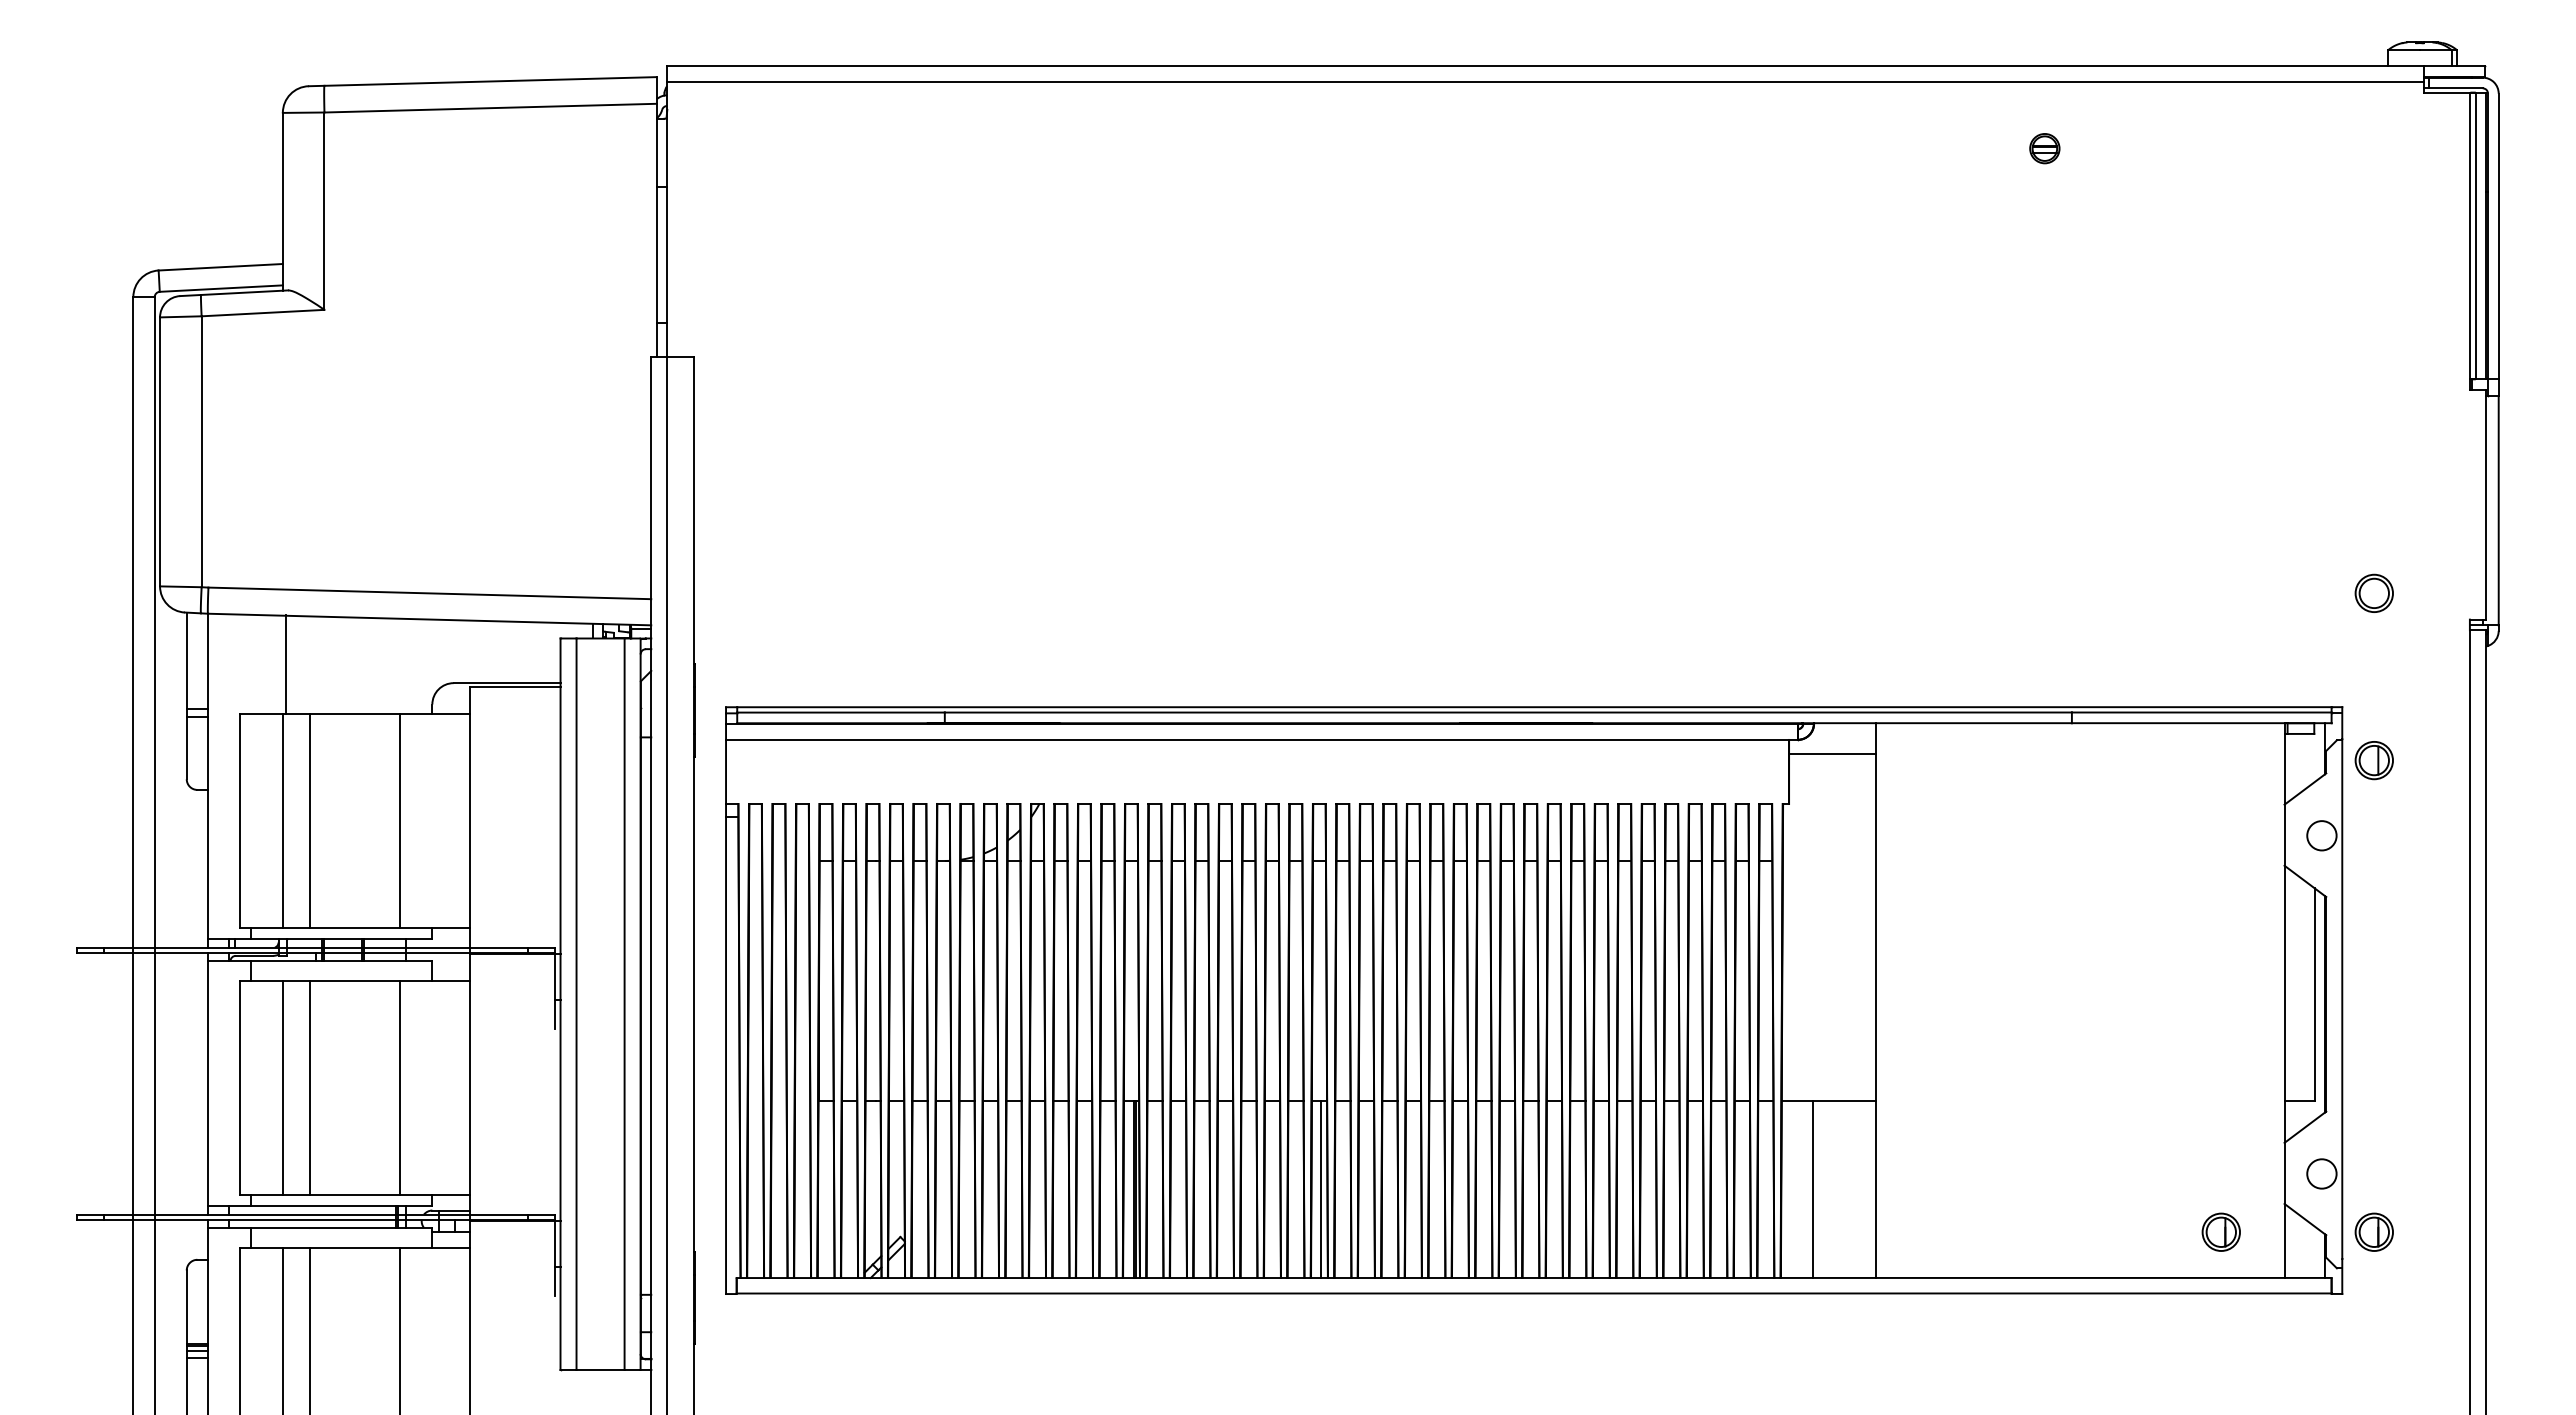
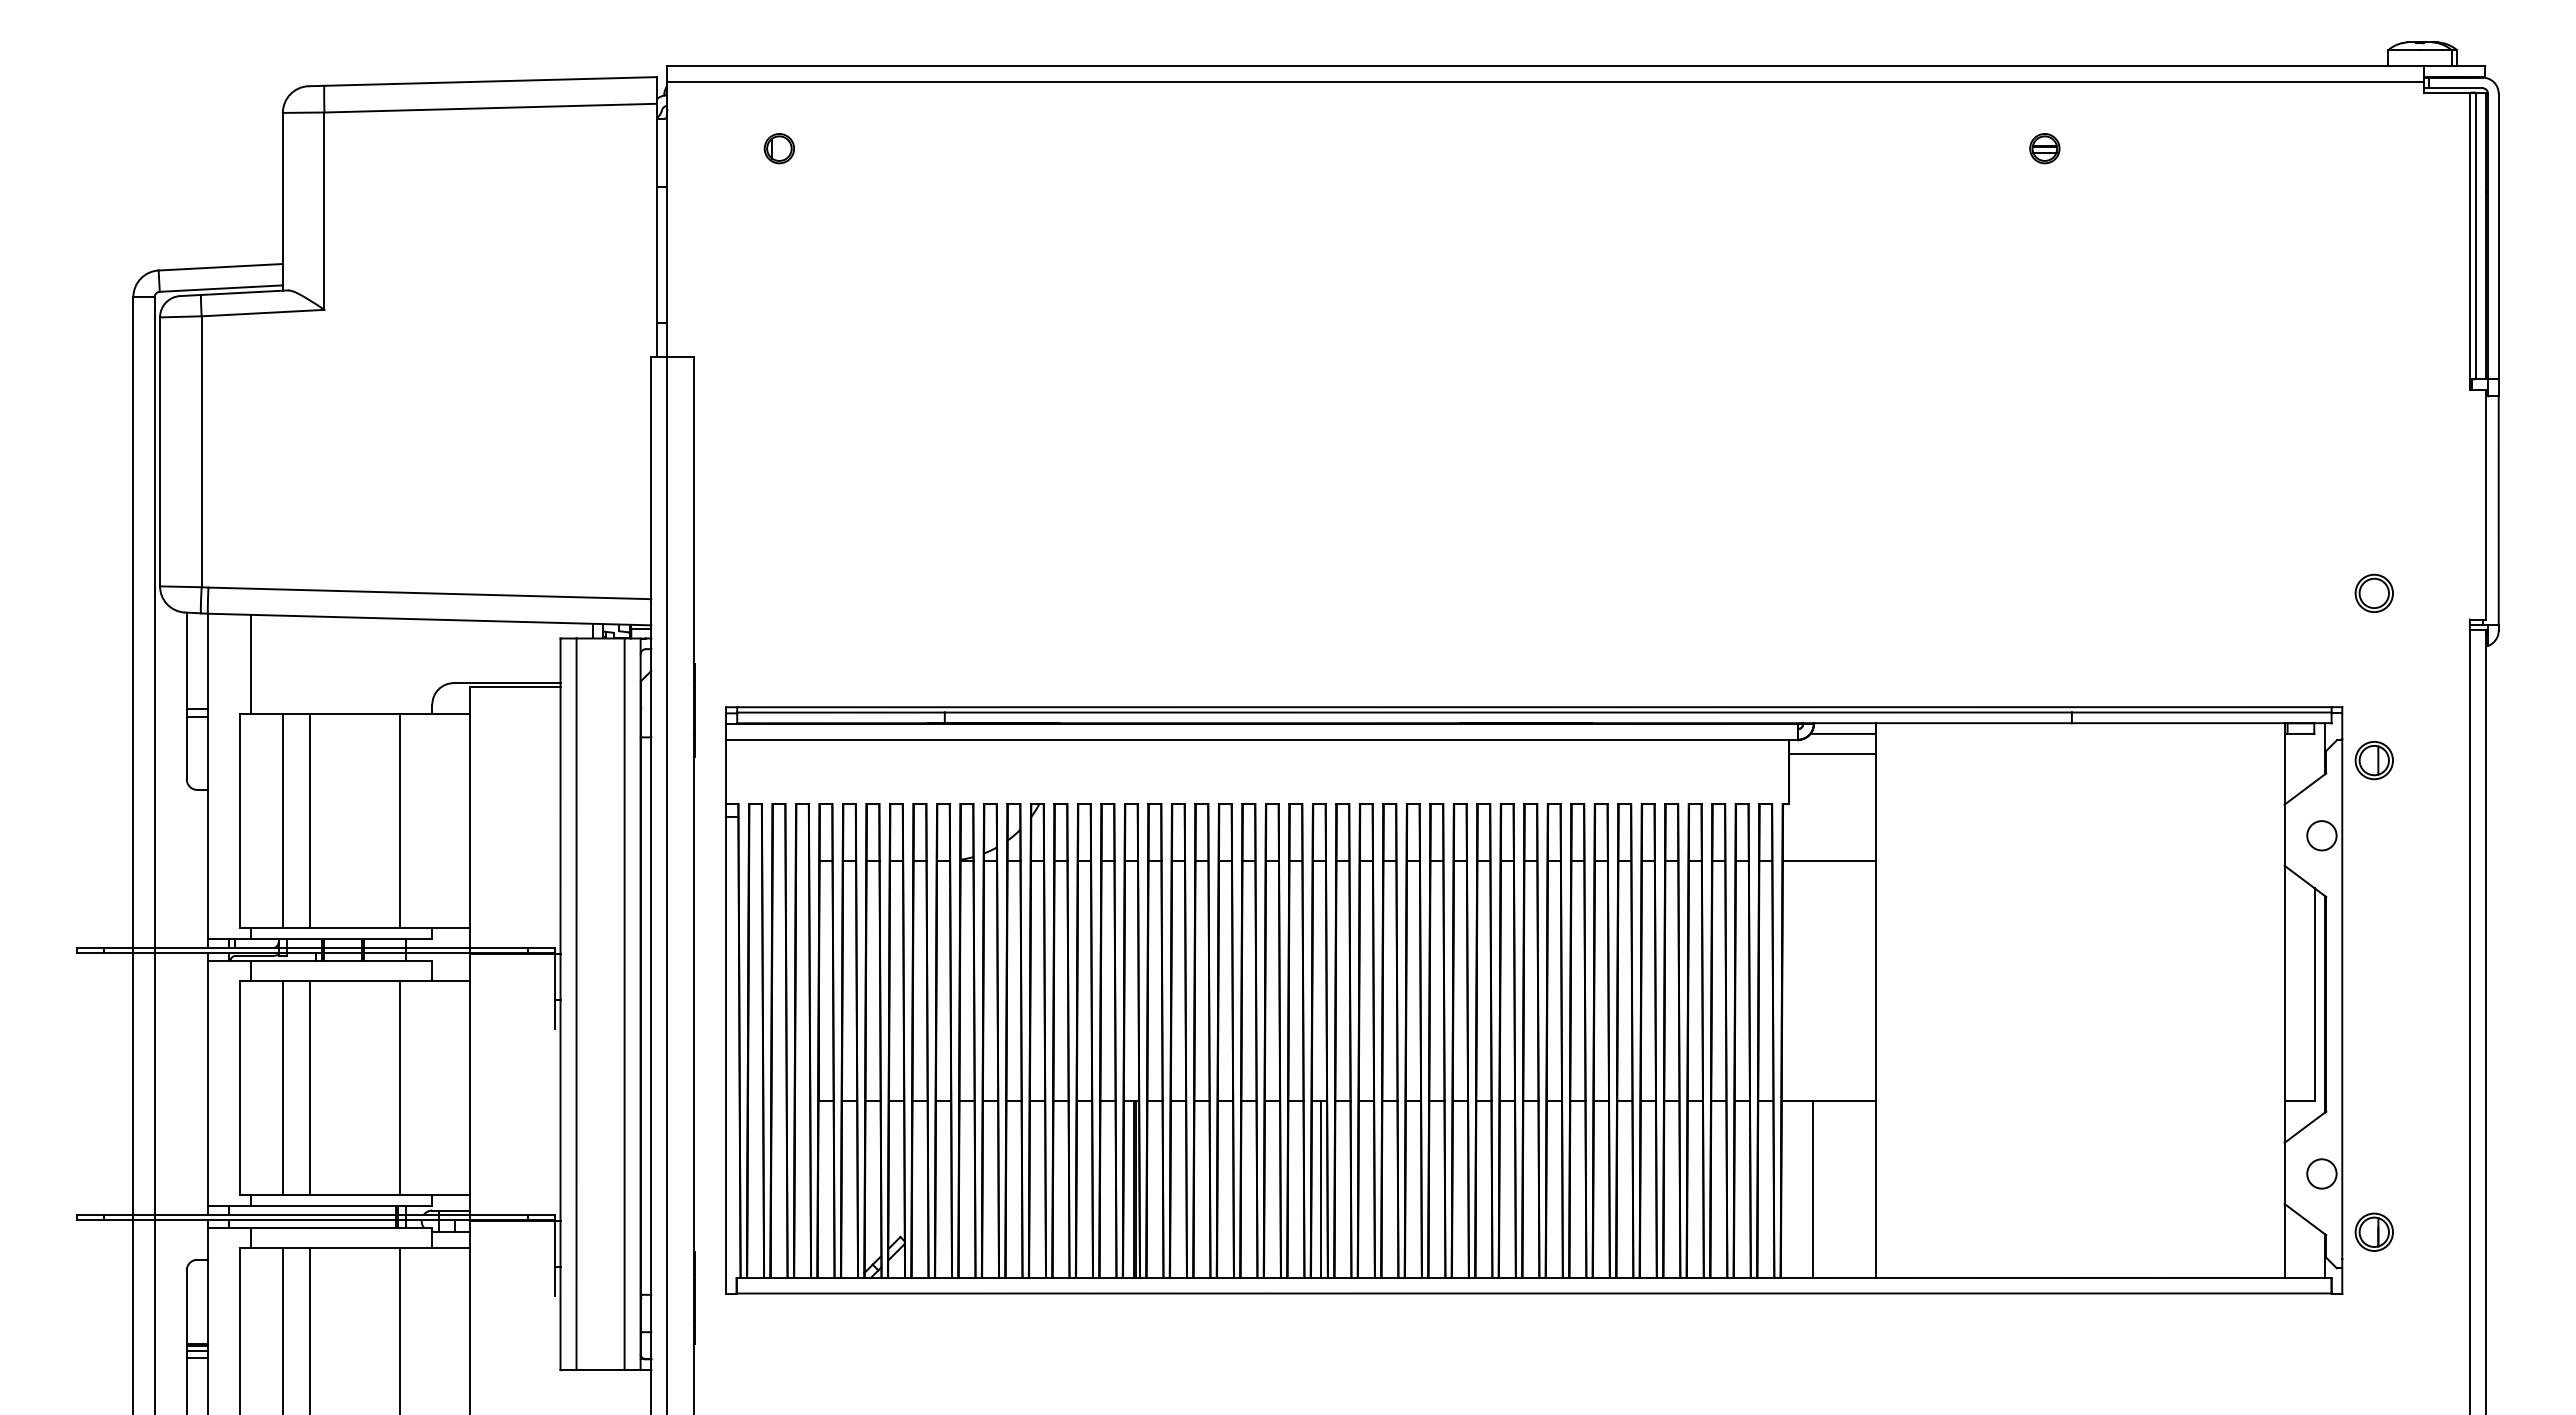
part: none -> present (778, 148)
line position: (285, 663) -> (250, 663) (250, 663)
line: none -> present (1842, 733)
line: none -> present (1828, 860)
part: present -> none (2220, 1231)
